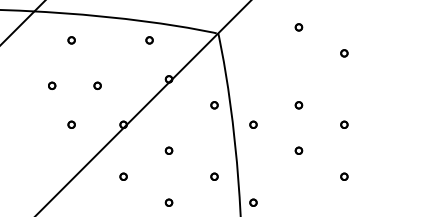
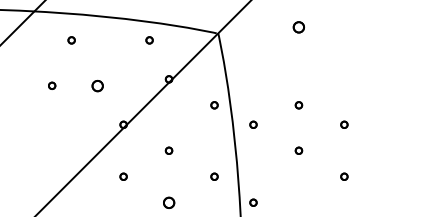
part size: 10x9 px -> 13x13 px (298, 27)
part: present -> none (344, 53)
part size: 9x9 px -> 13x13 px (97, 86)
part: present -> none (71, 124)
part size: 10x9 px -> 13x13 px (169, 202)
